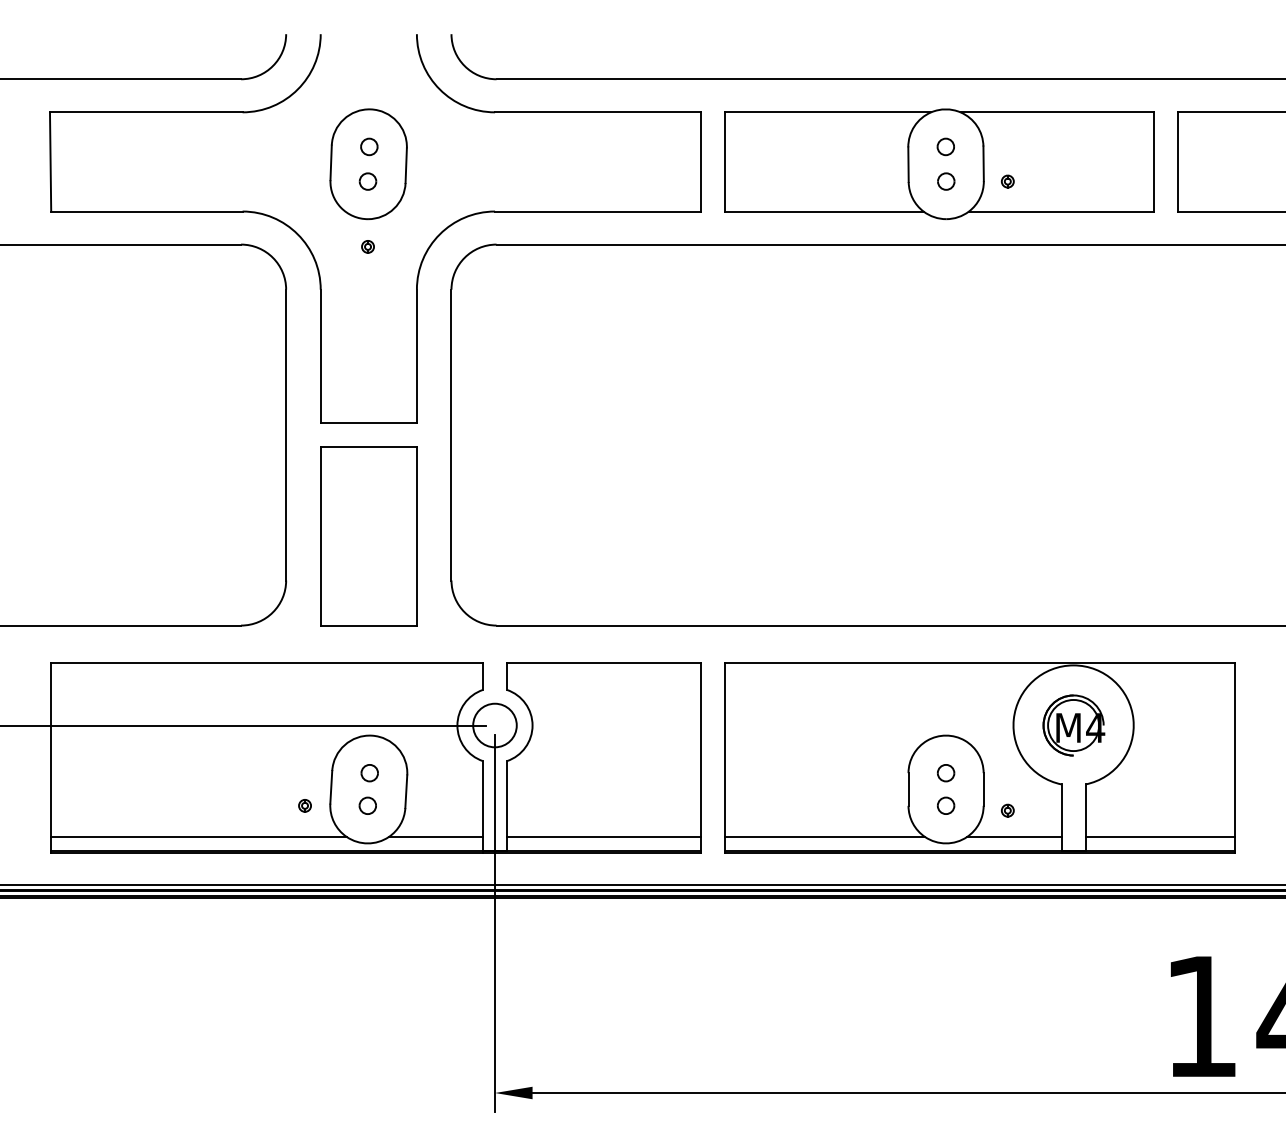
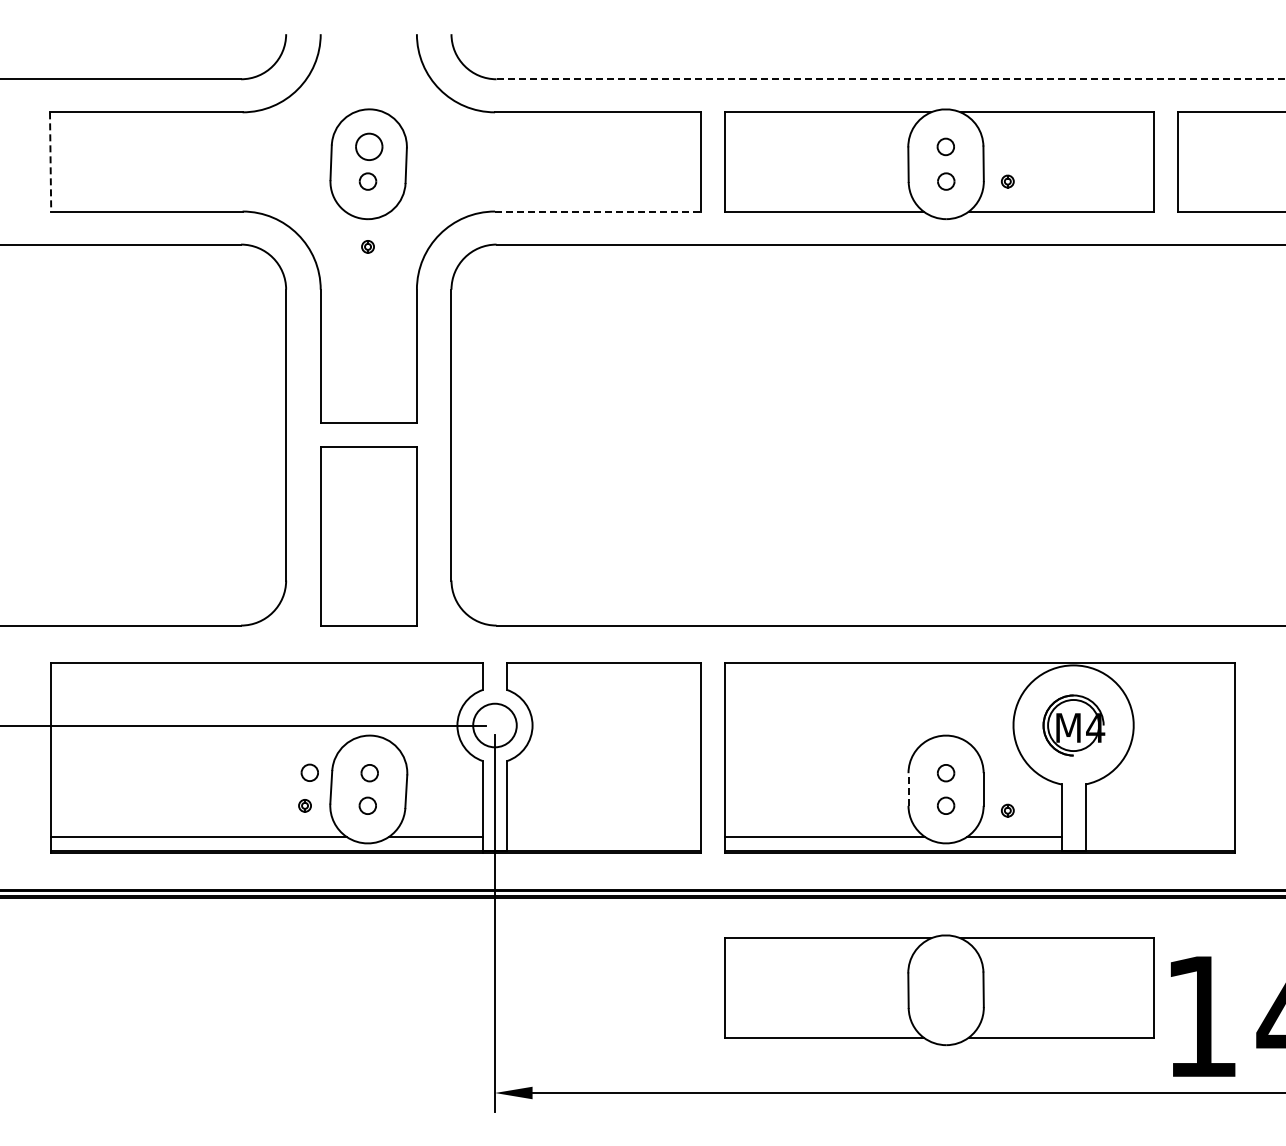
line: solid -> dashed (891, 79)
part size: 19x20 px -> 29x29 px (369, 146)
line: solid -> dashed (50, 161)
line: solid -> dashed (598, 211)
part: none -> present (309, 772)
line: solid -> dashed (908, 789)
line: present -> none (604, 837)
line: present -> none (1160, 837)
line: present -> none (642, 885)
part: none -> present (939, 990)
